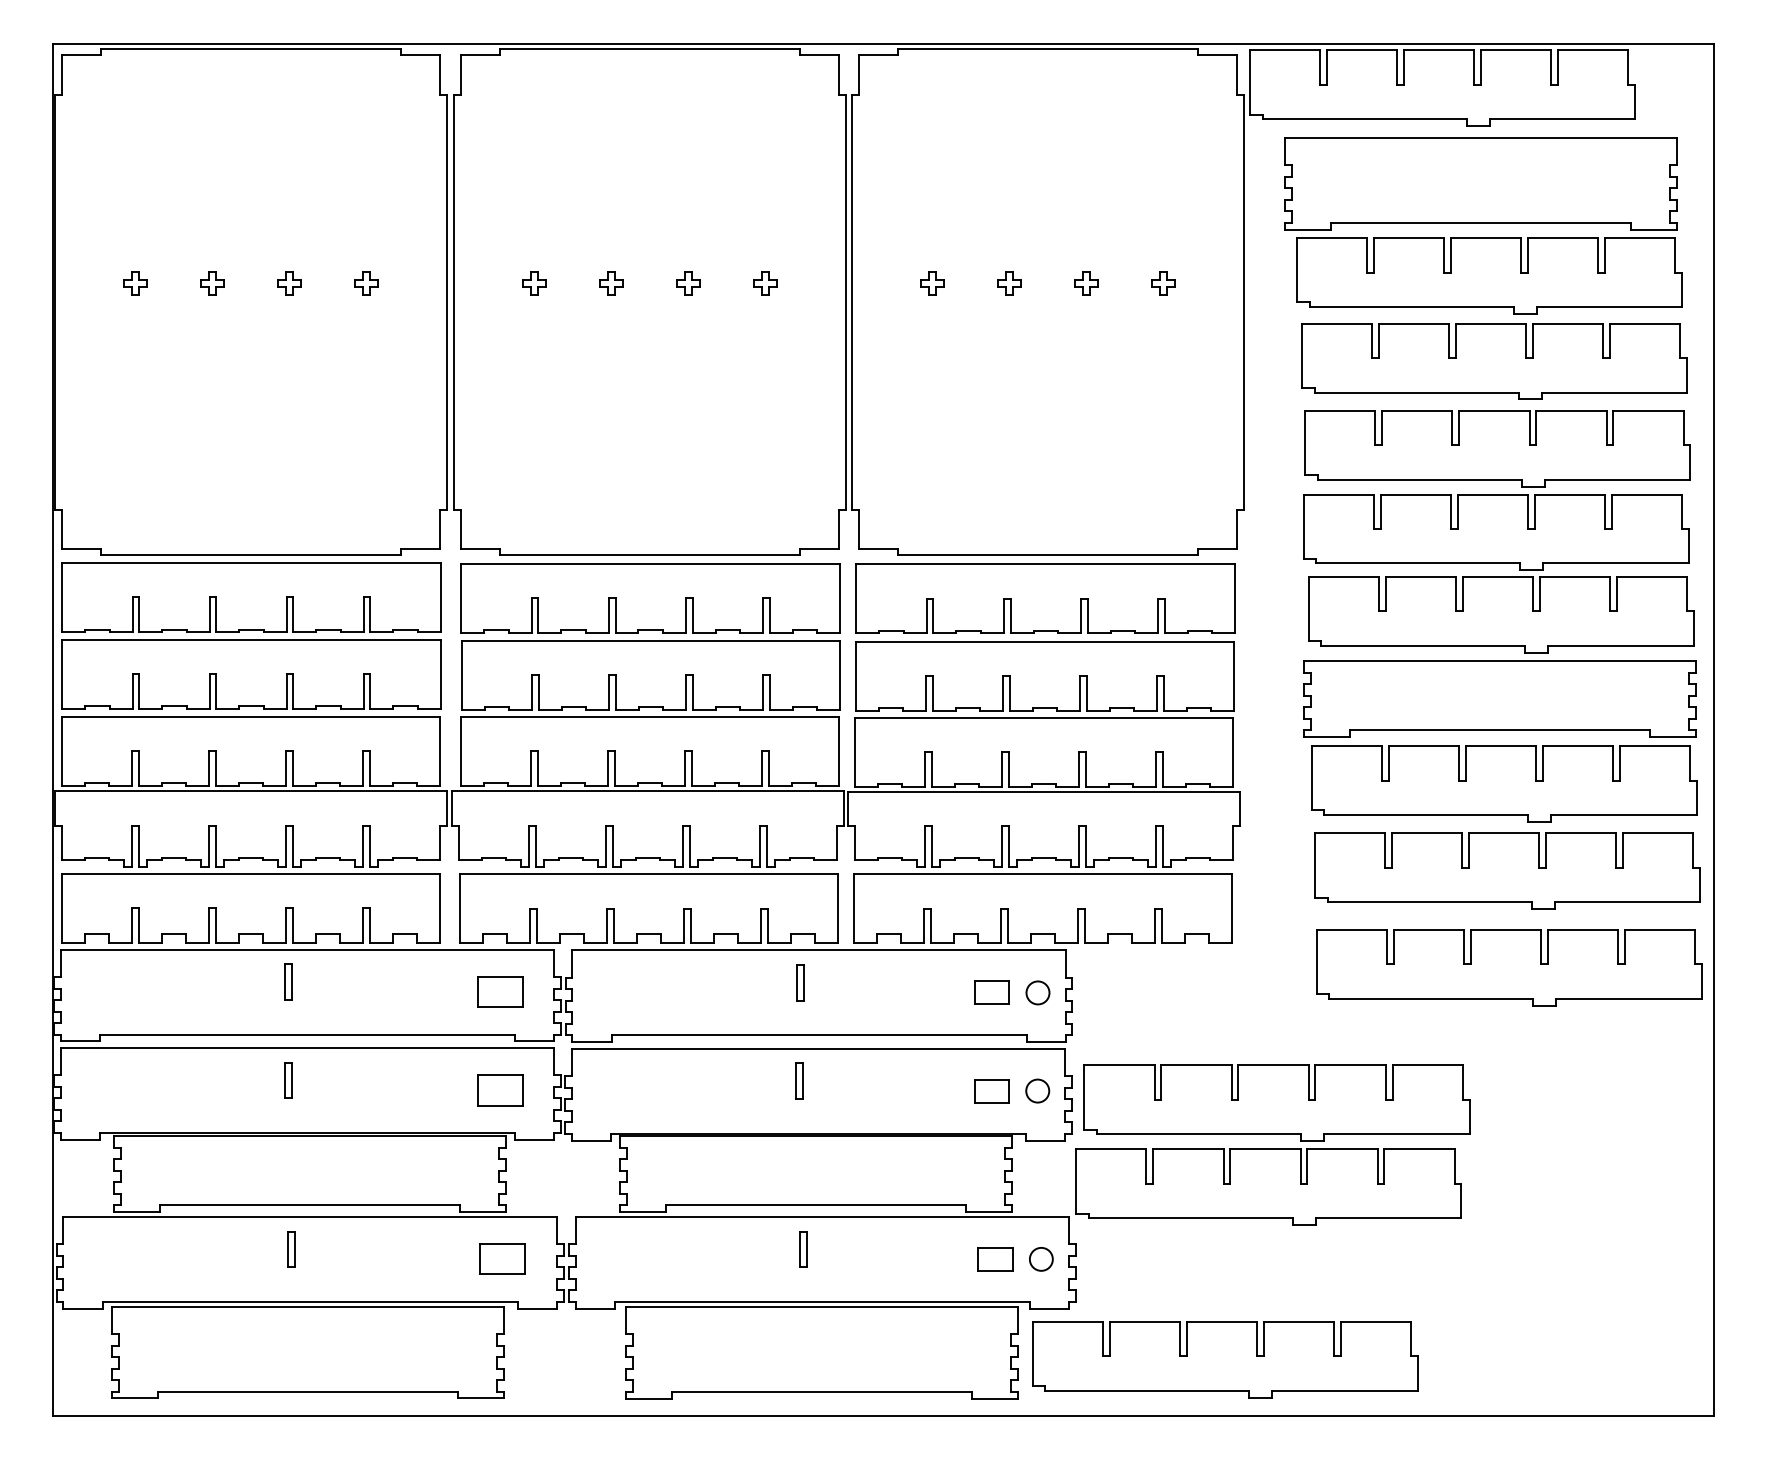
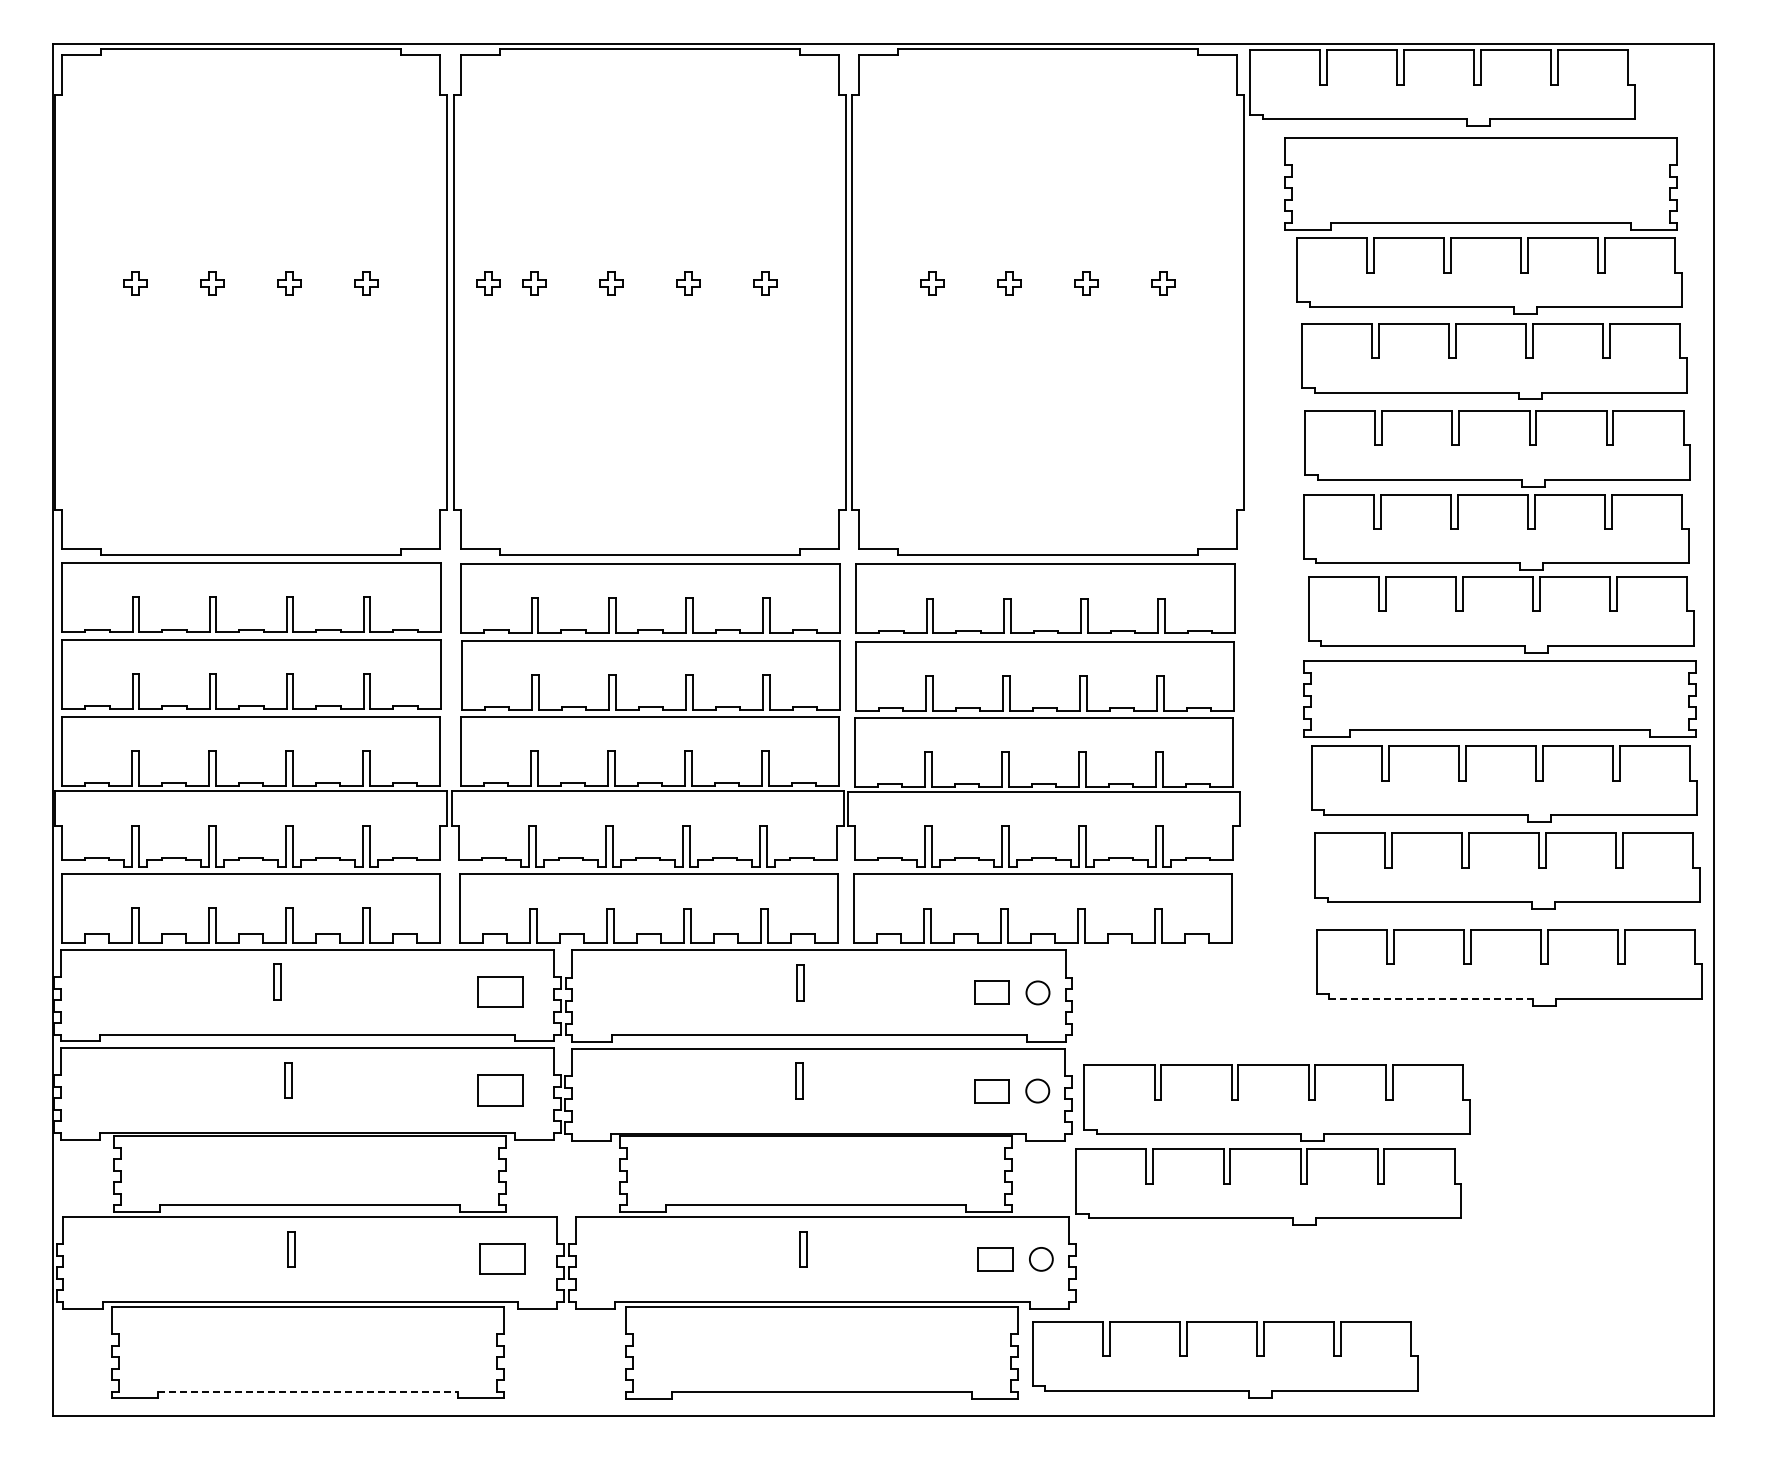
part: none -> present (488, 283)
part position: (288, 981) -> (277, 981) (277, 981)
line: solid -> dashed (1431, 998)
line: solid -> dashed (308, 1391)
